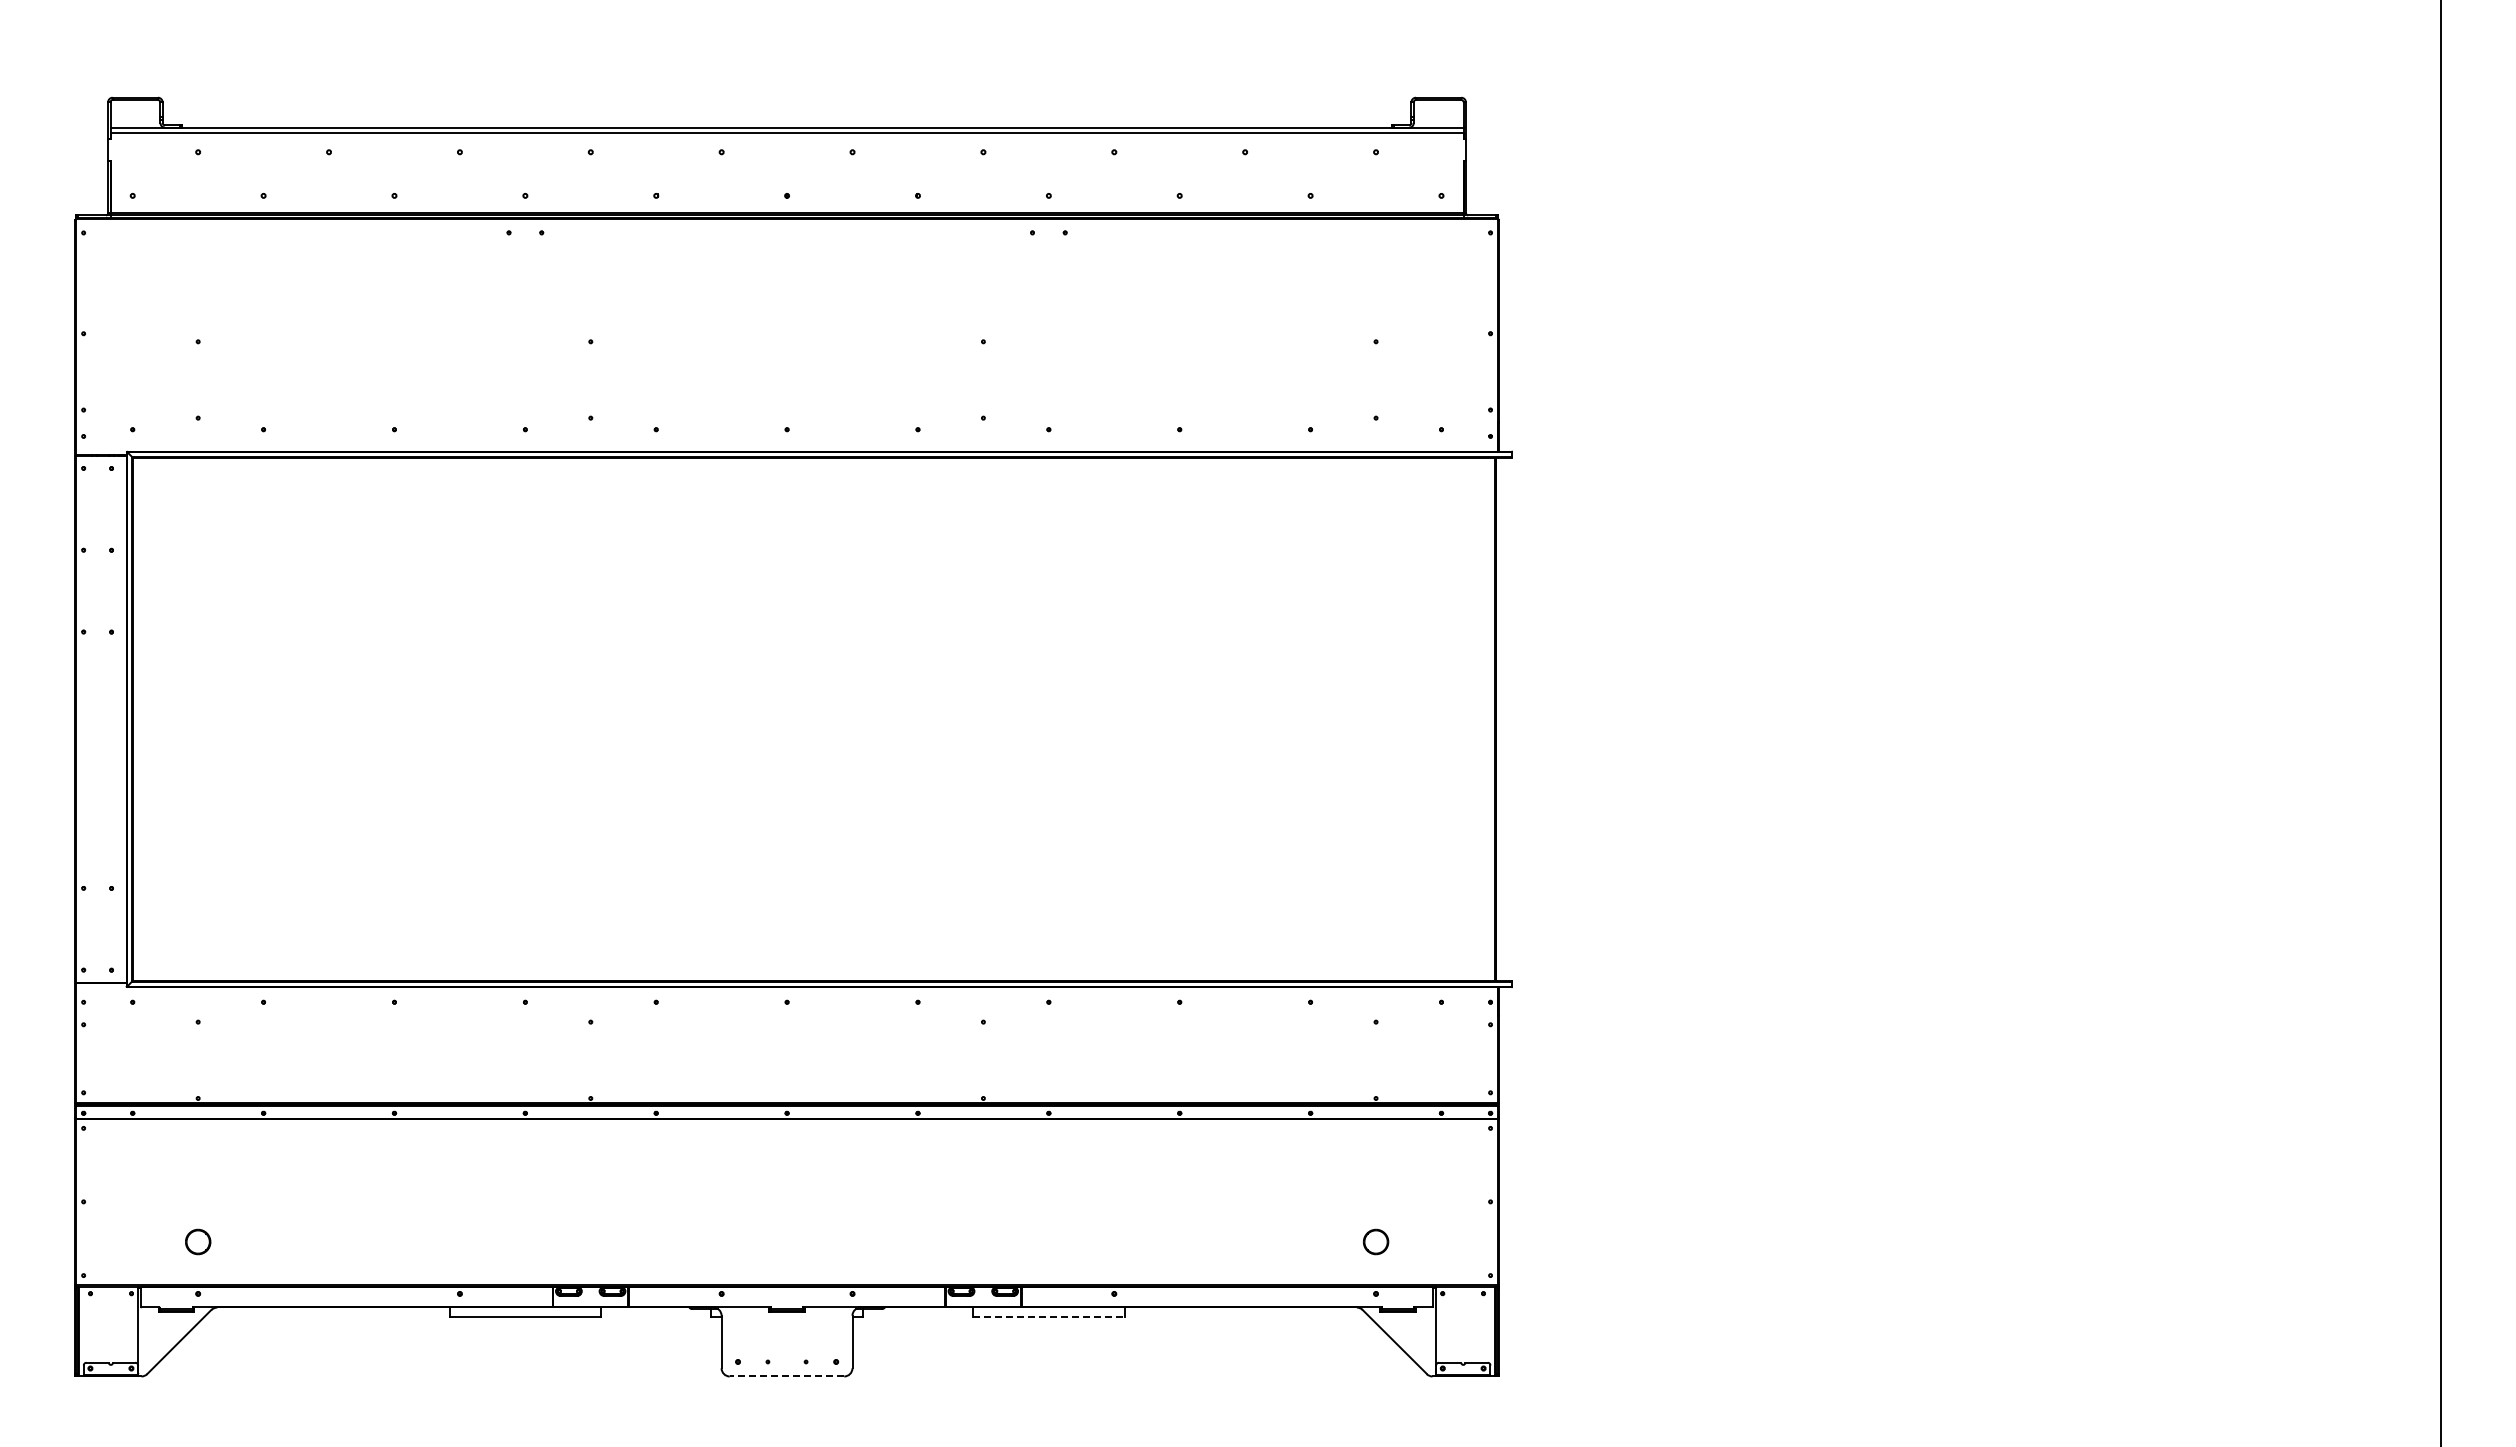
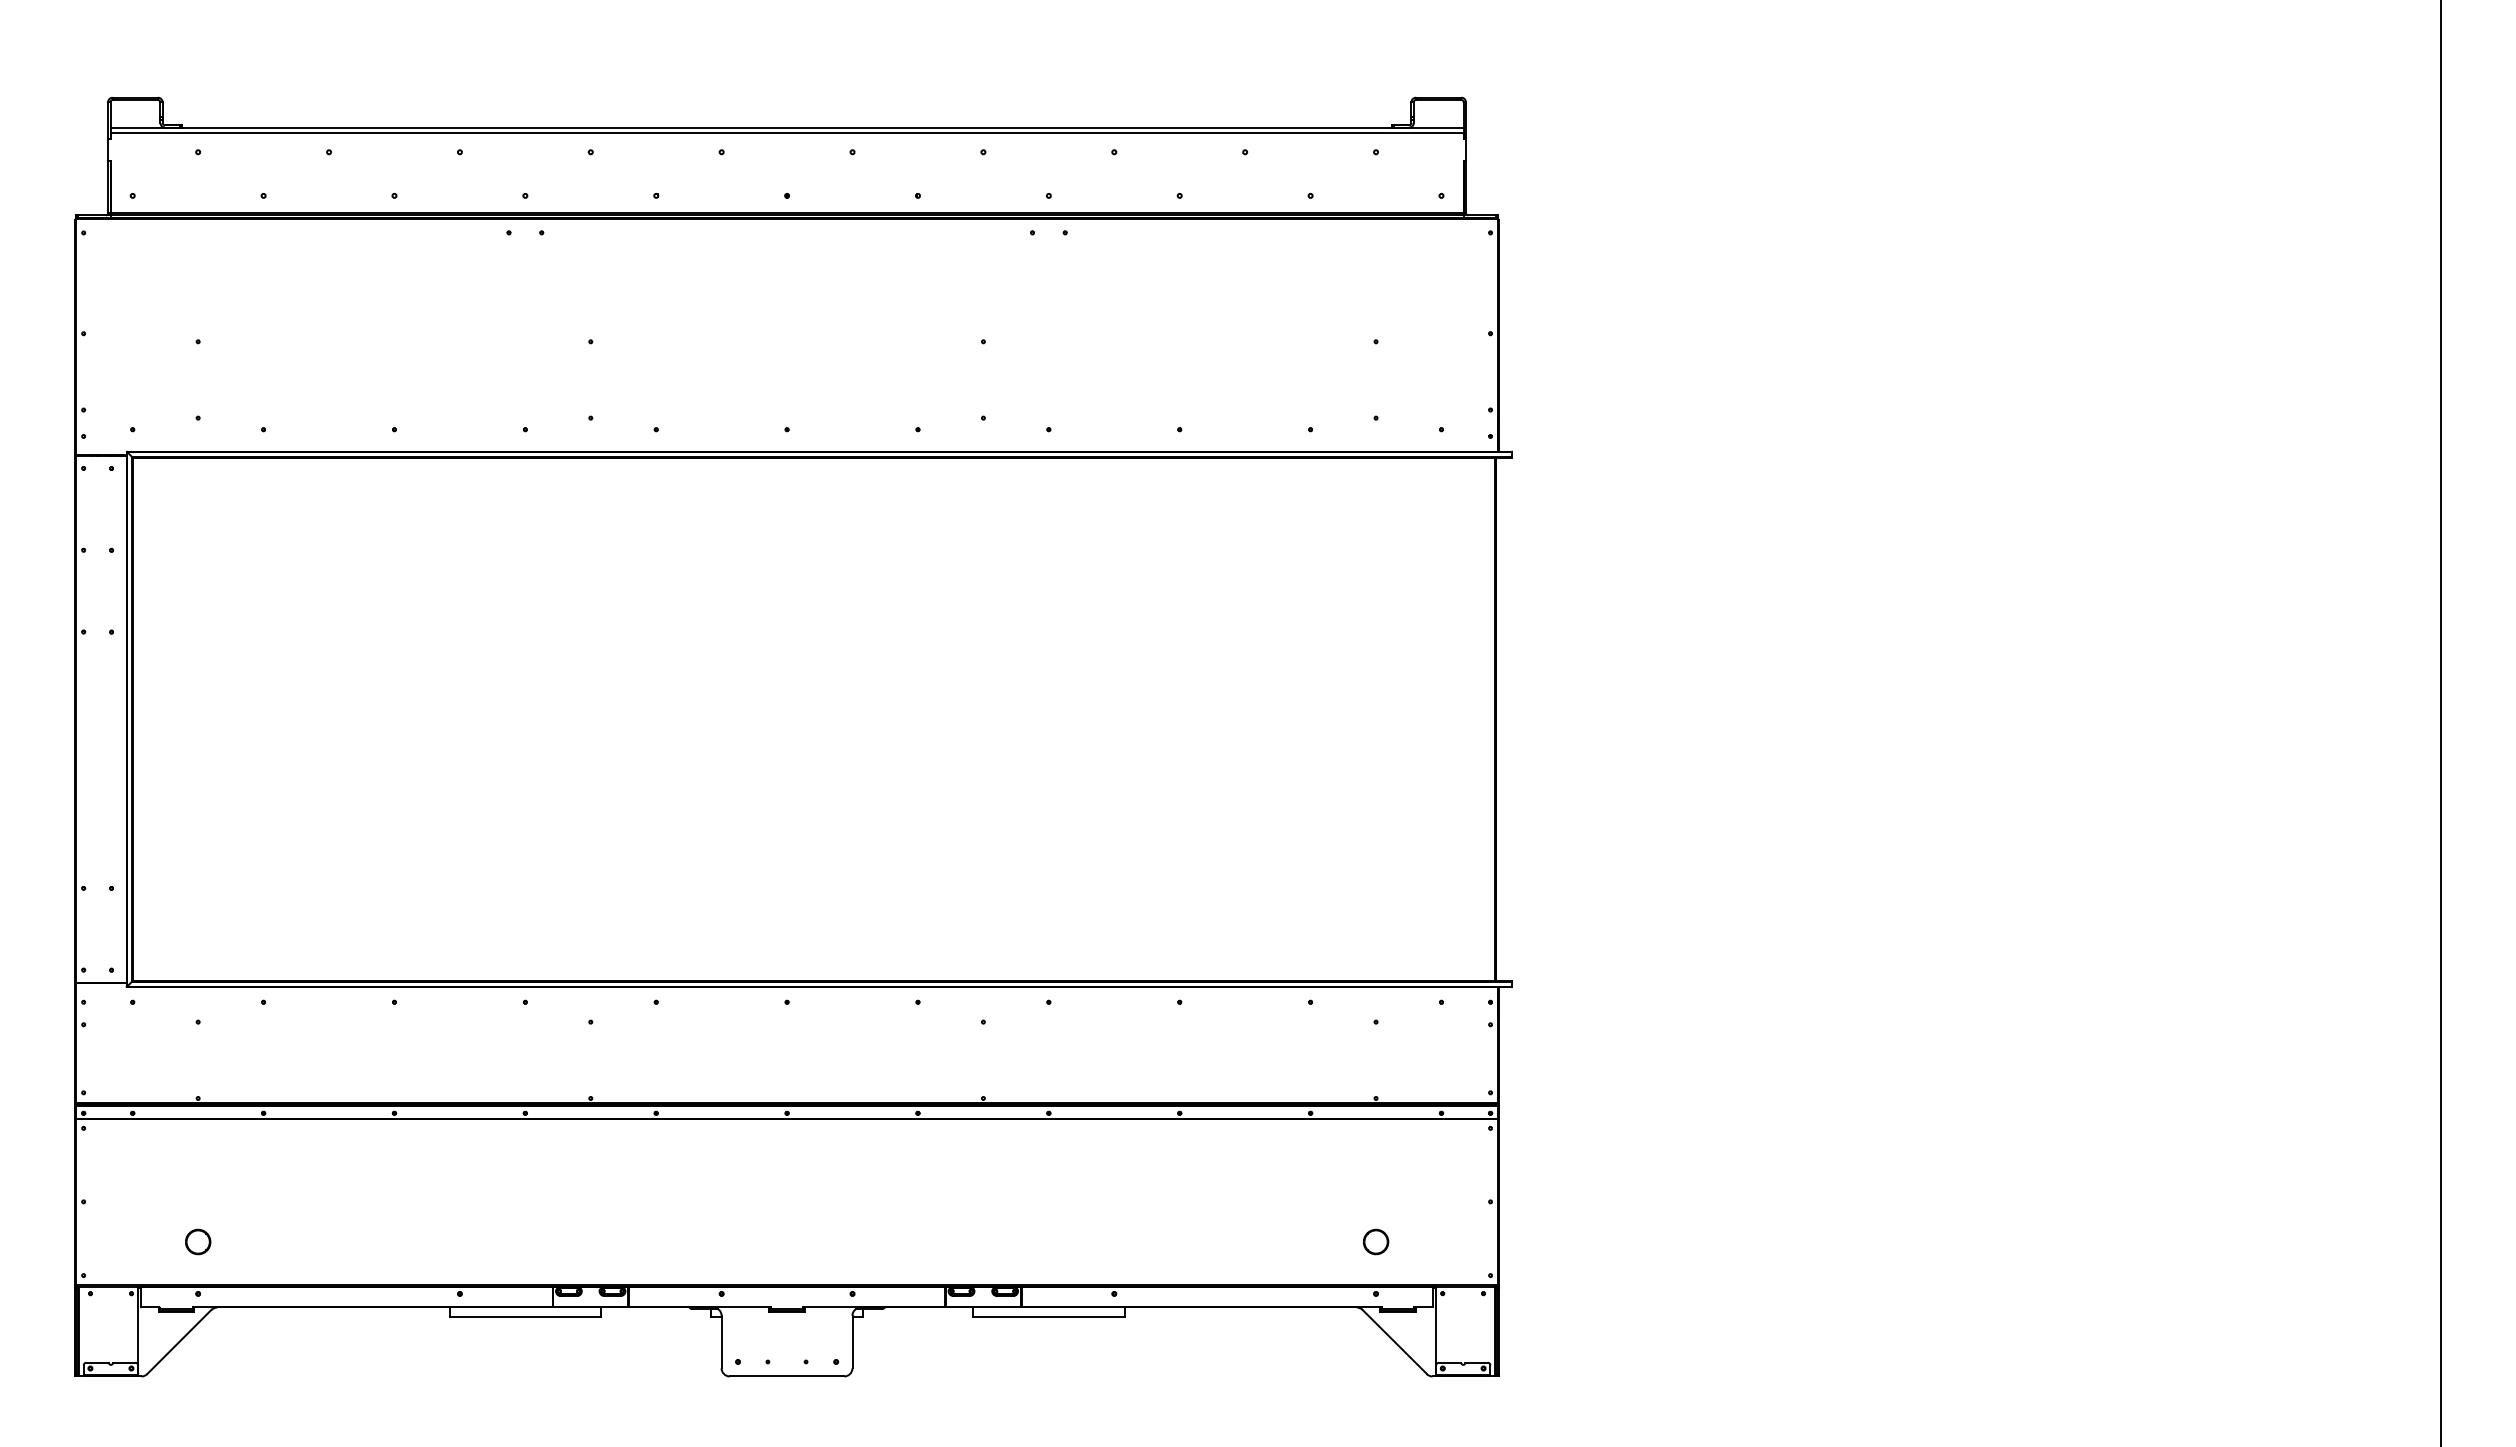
line: dashed -> solid (1048, 1317)
line: dashed -> solid (786, 1376)
